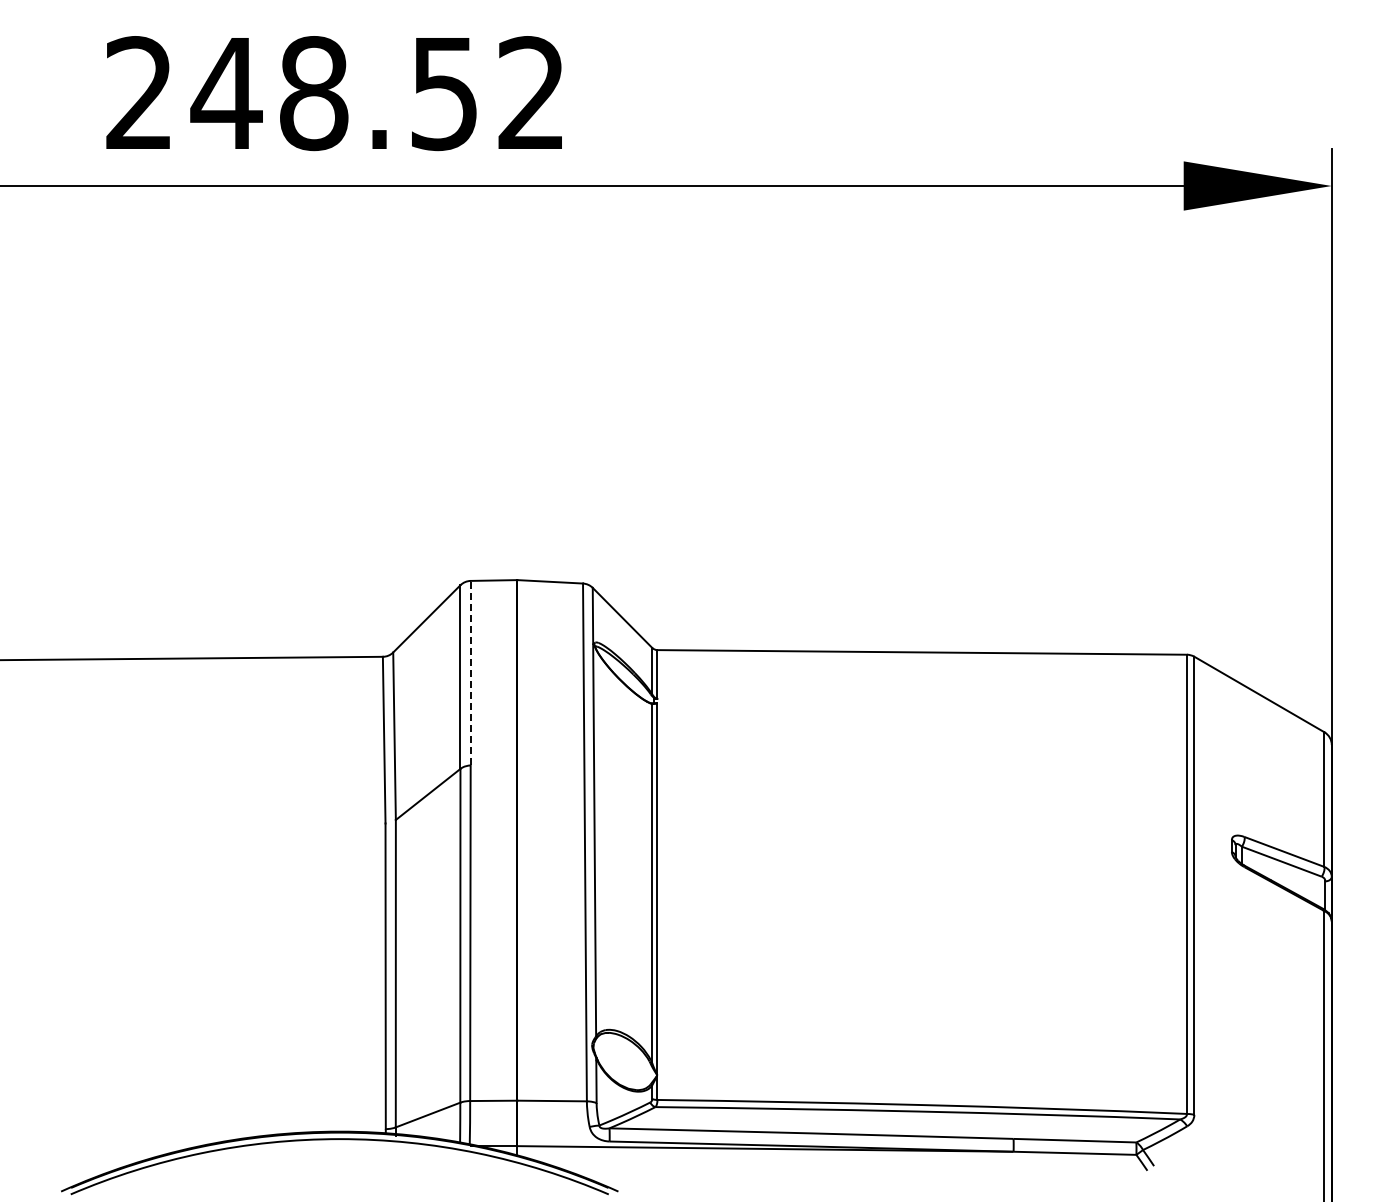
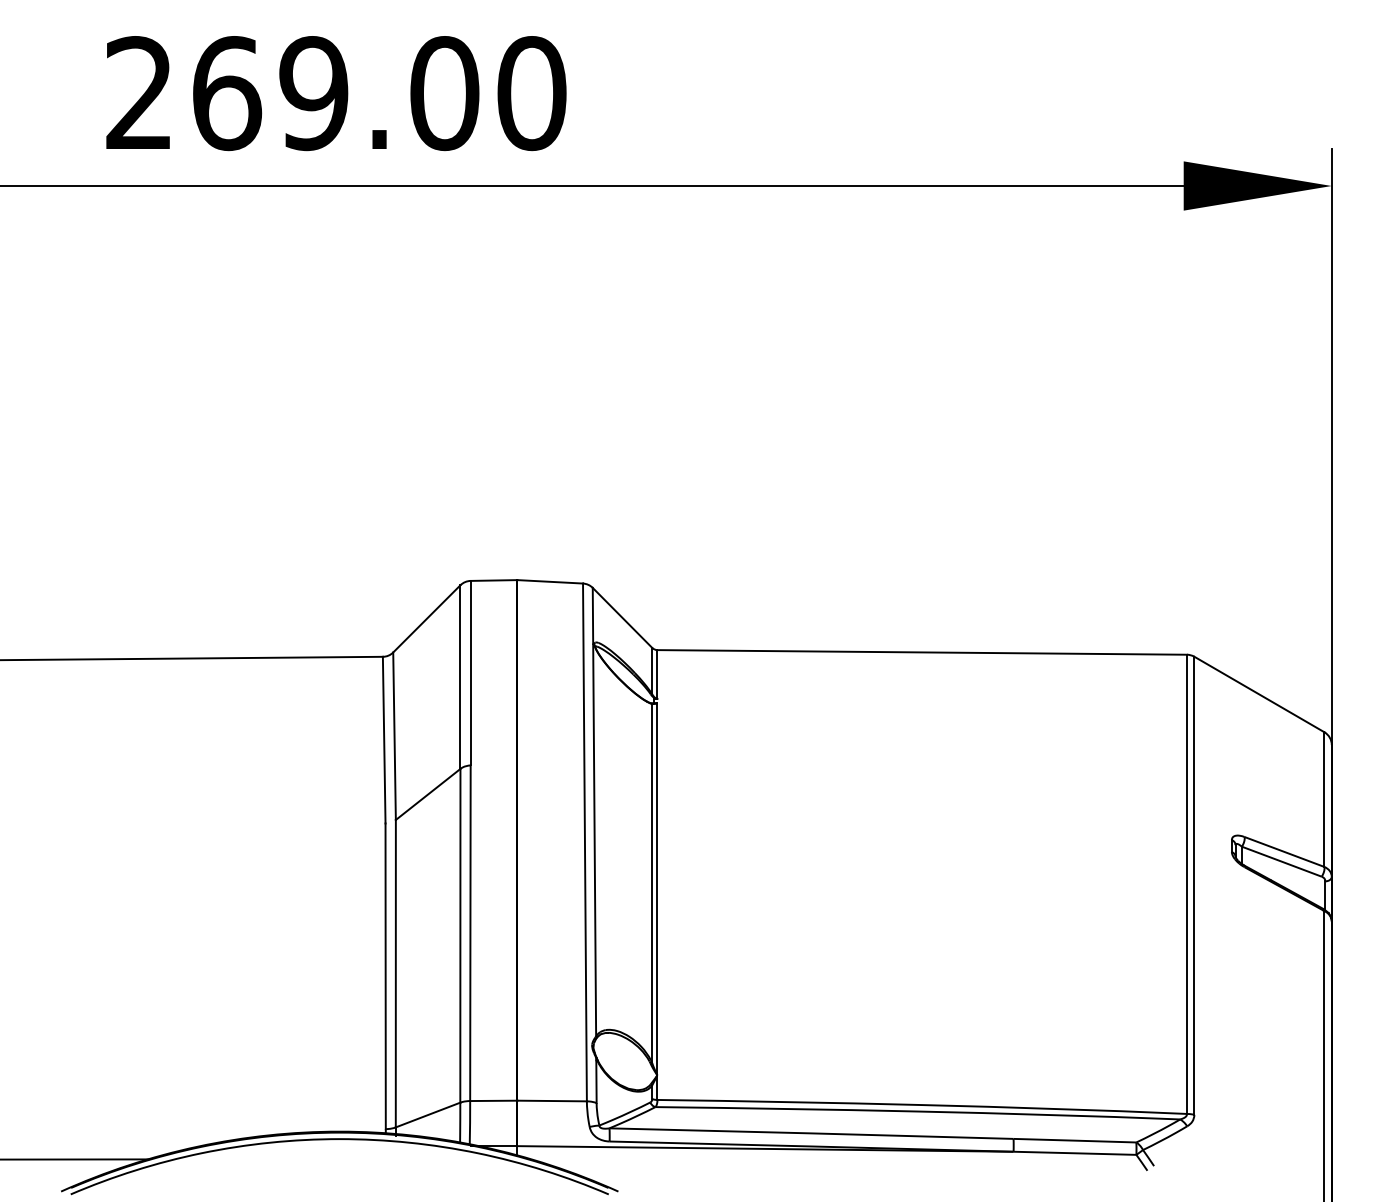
text: 248.52 -> 269.00 (378, 93)
line: dashed -> solid (470, 672)
line: none -> present (75, 1159)
